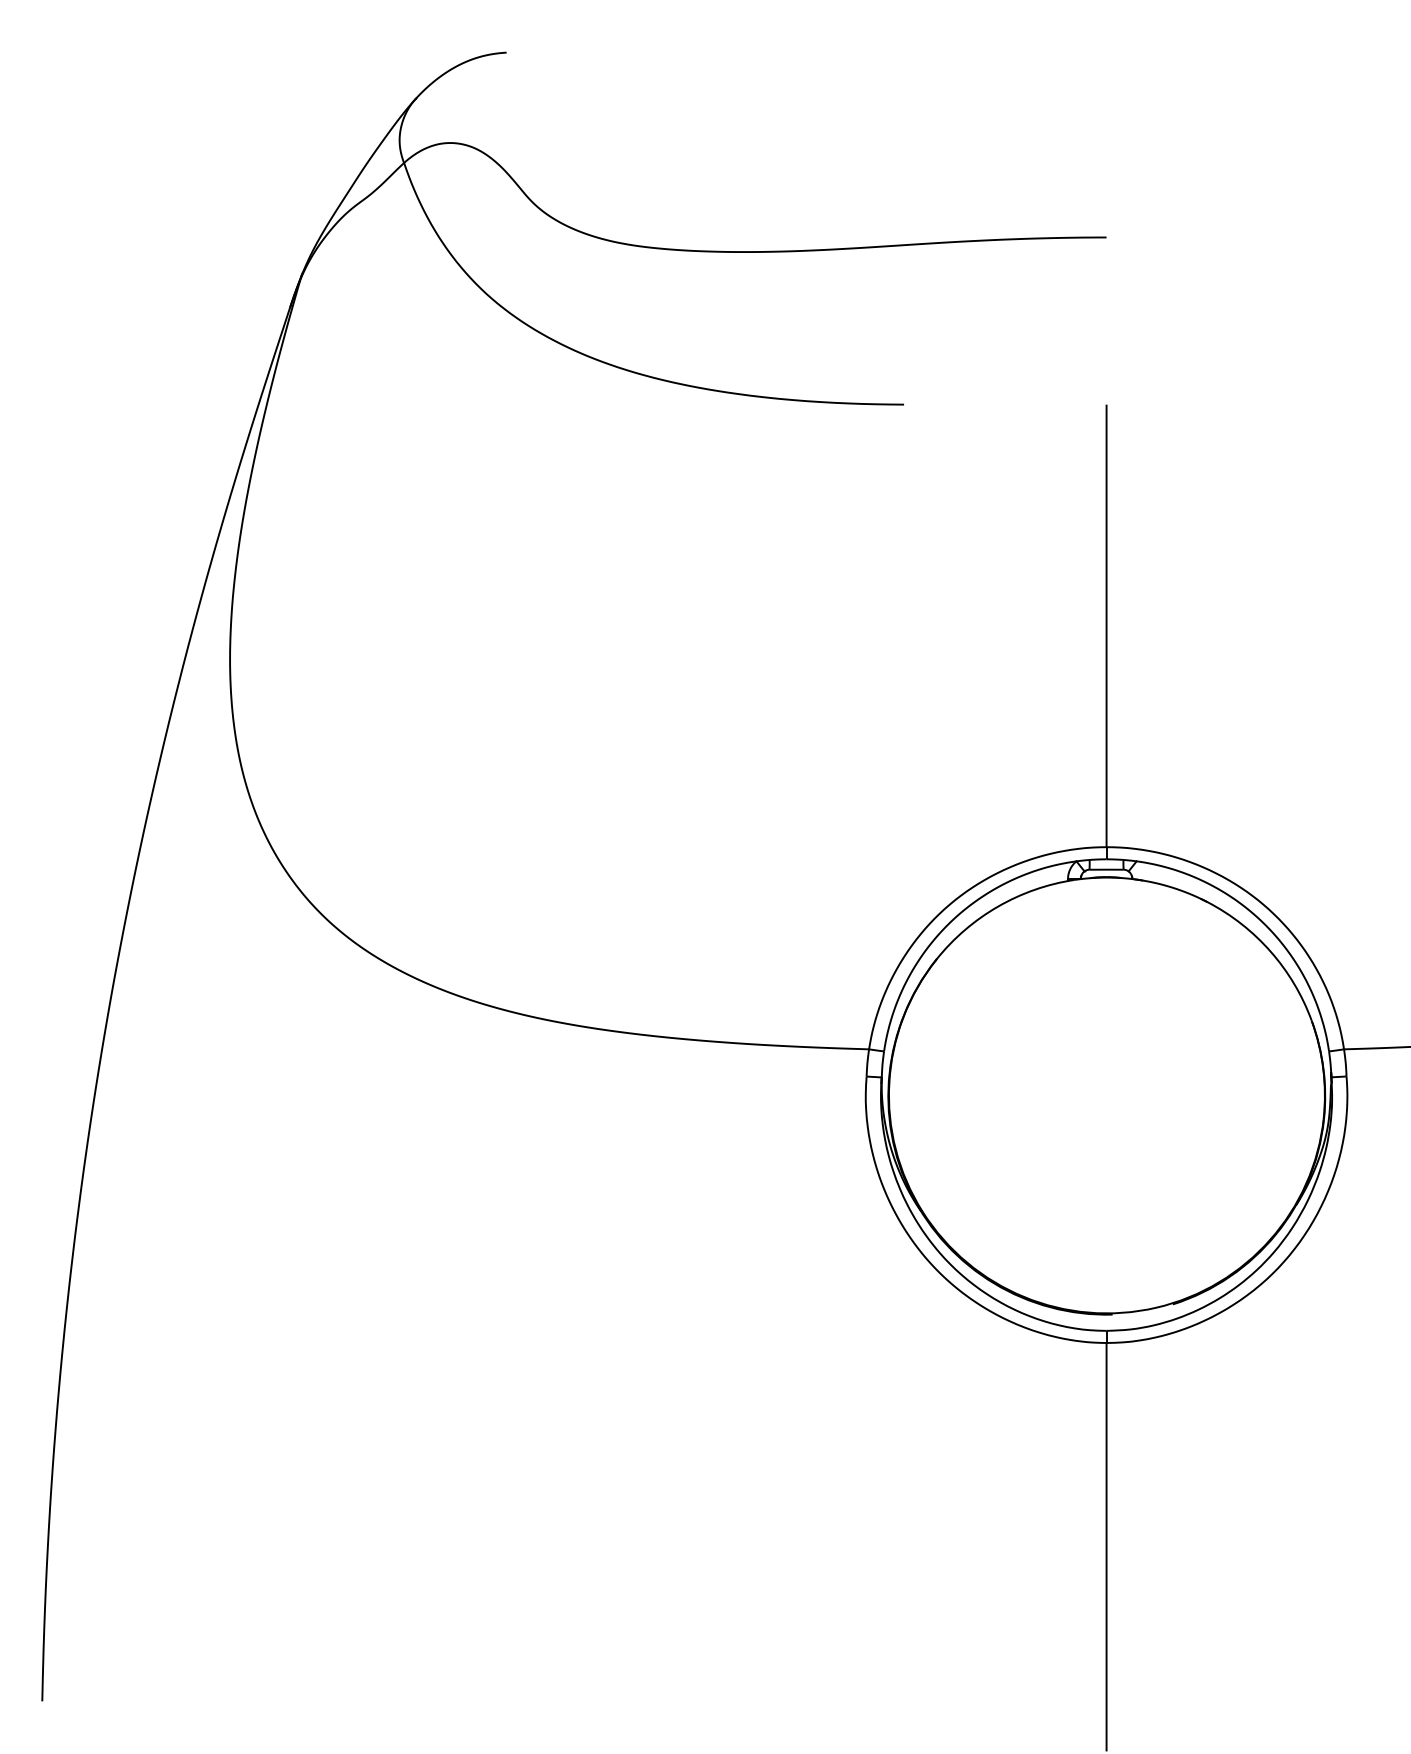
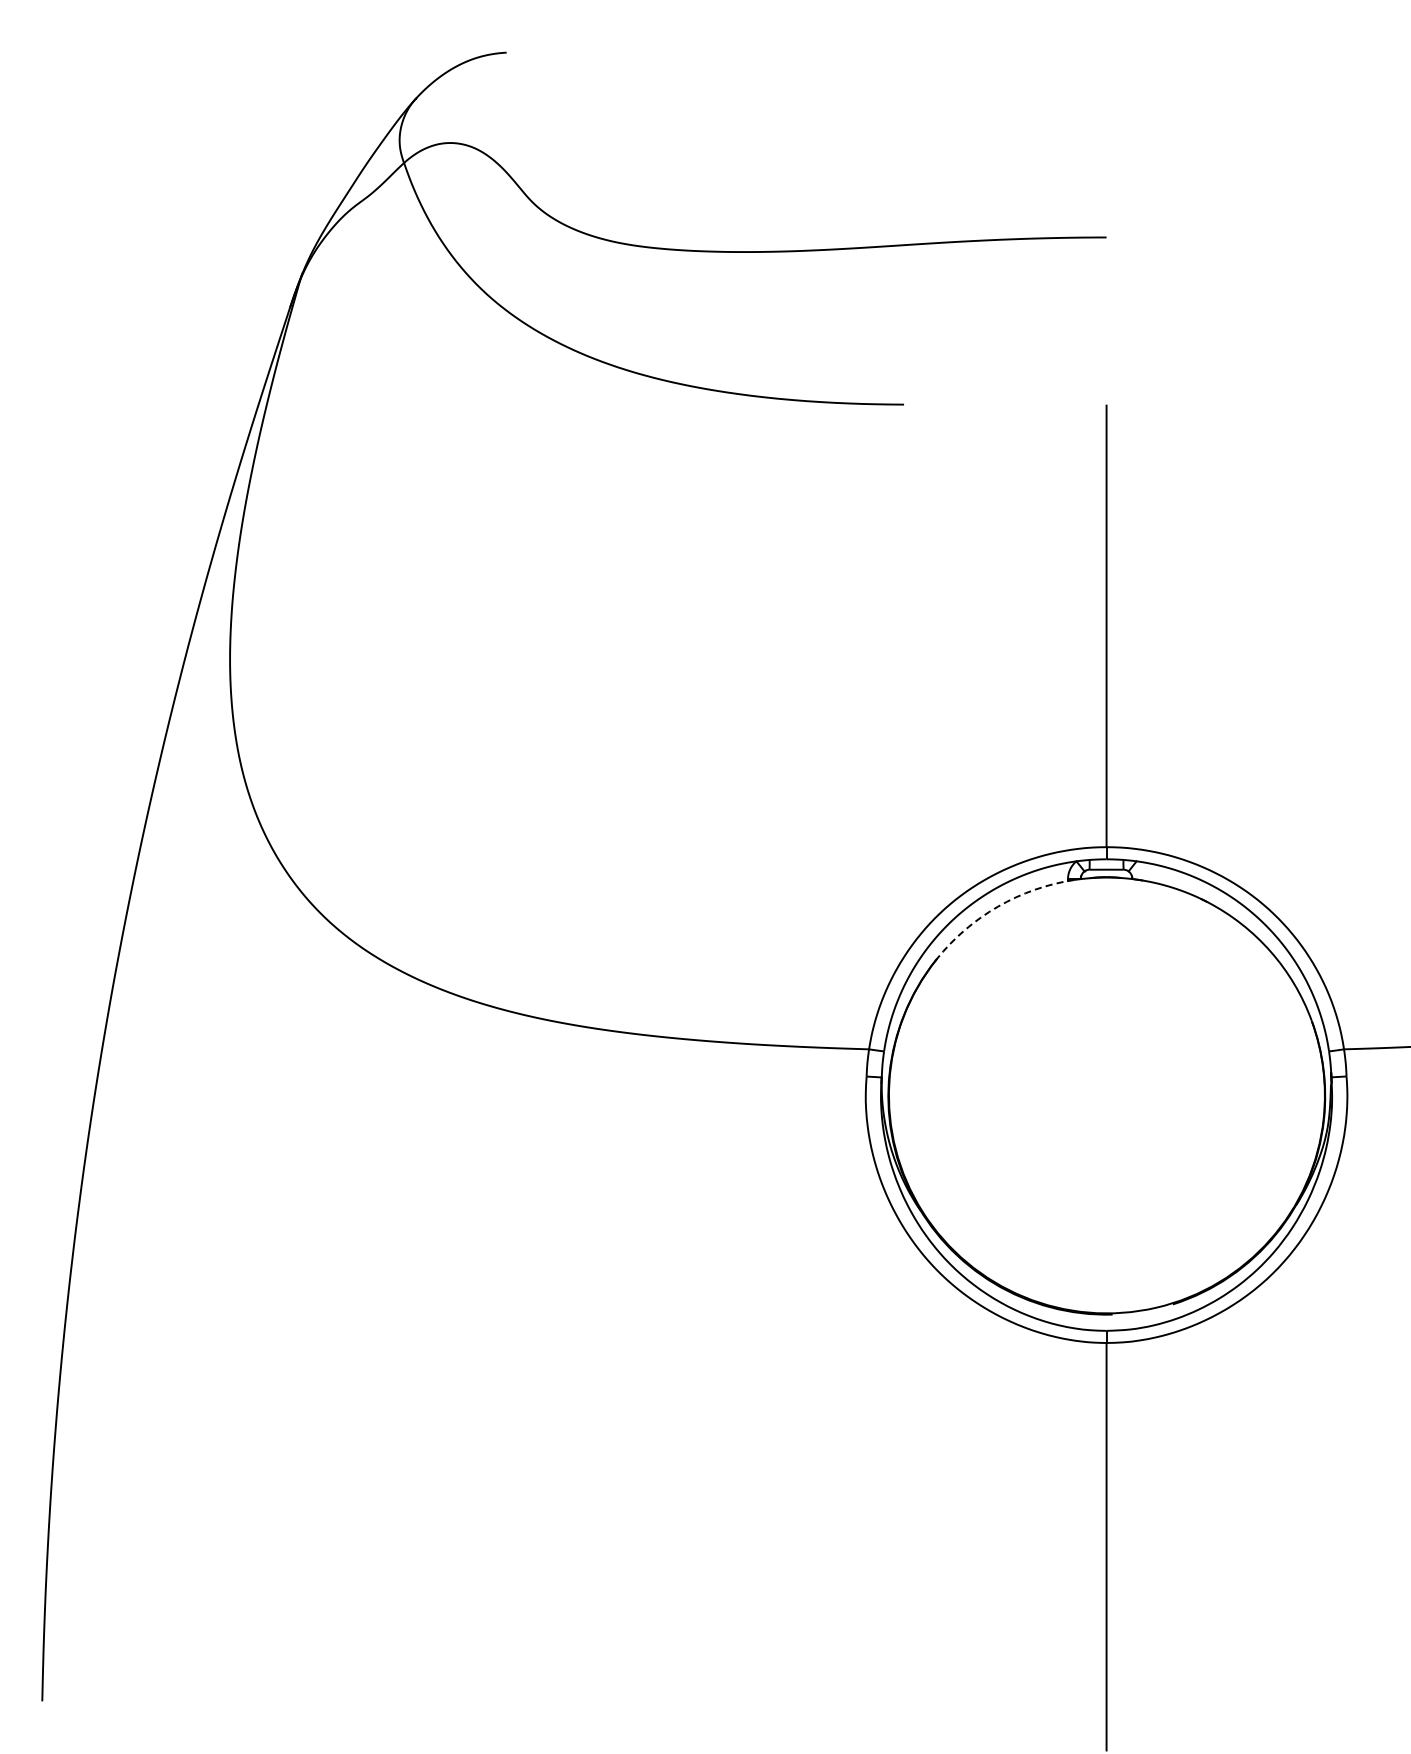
arc: solid -> dashed (998, 906)
